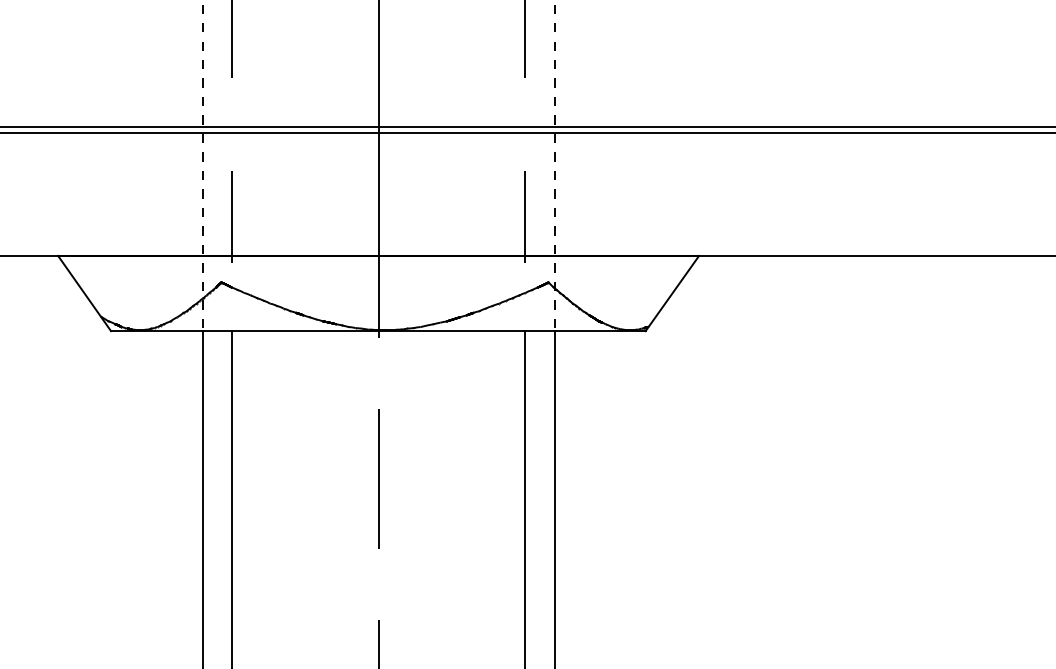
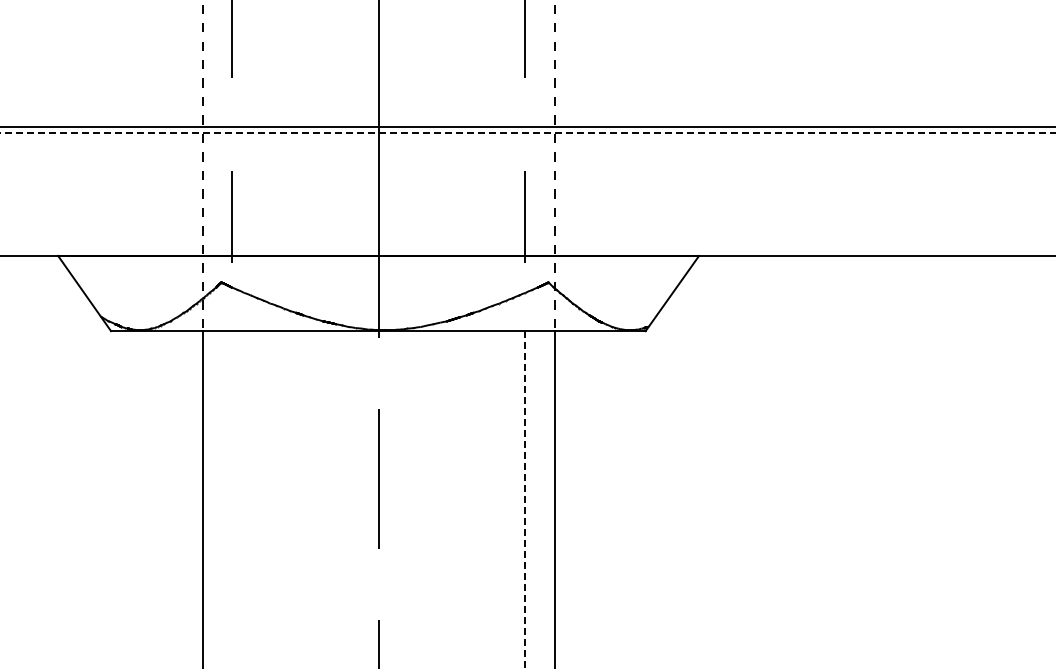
line: solid -> dashed (527, 132)
line: present -> none (231, 498)
line: solid -> dashed (525, 500)
